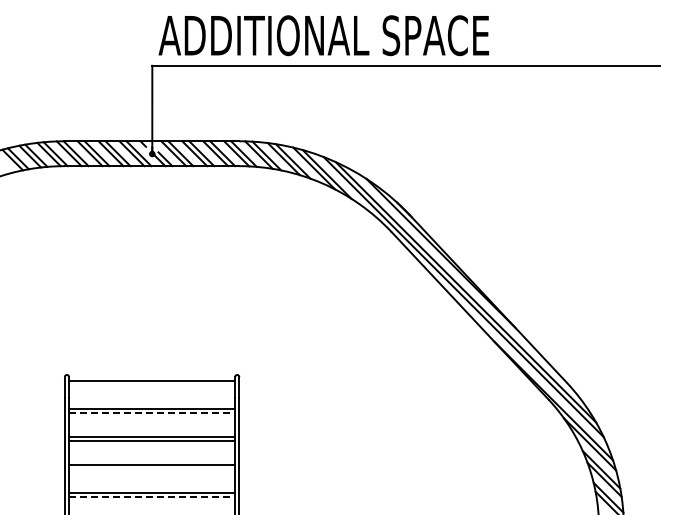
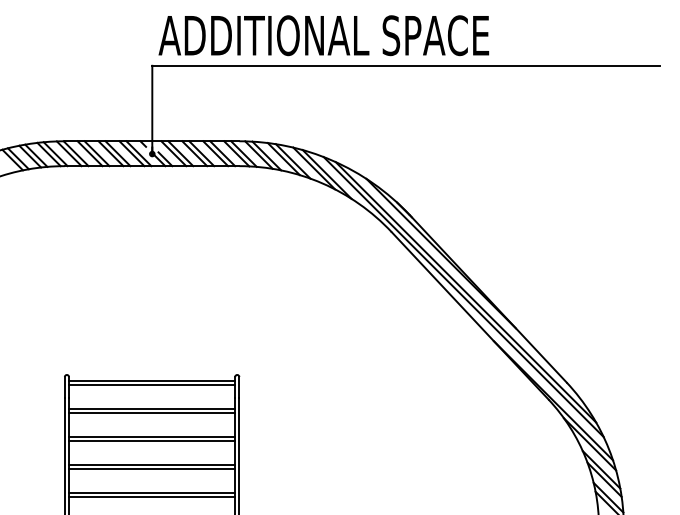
line: none -> present (152, 385)
line: dashed -> solid (152, 413)
line: none -> present (152, 469)
line: dashed -> solid (152, 497)
